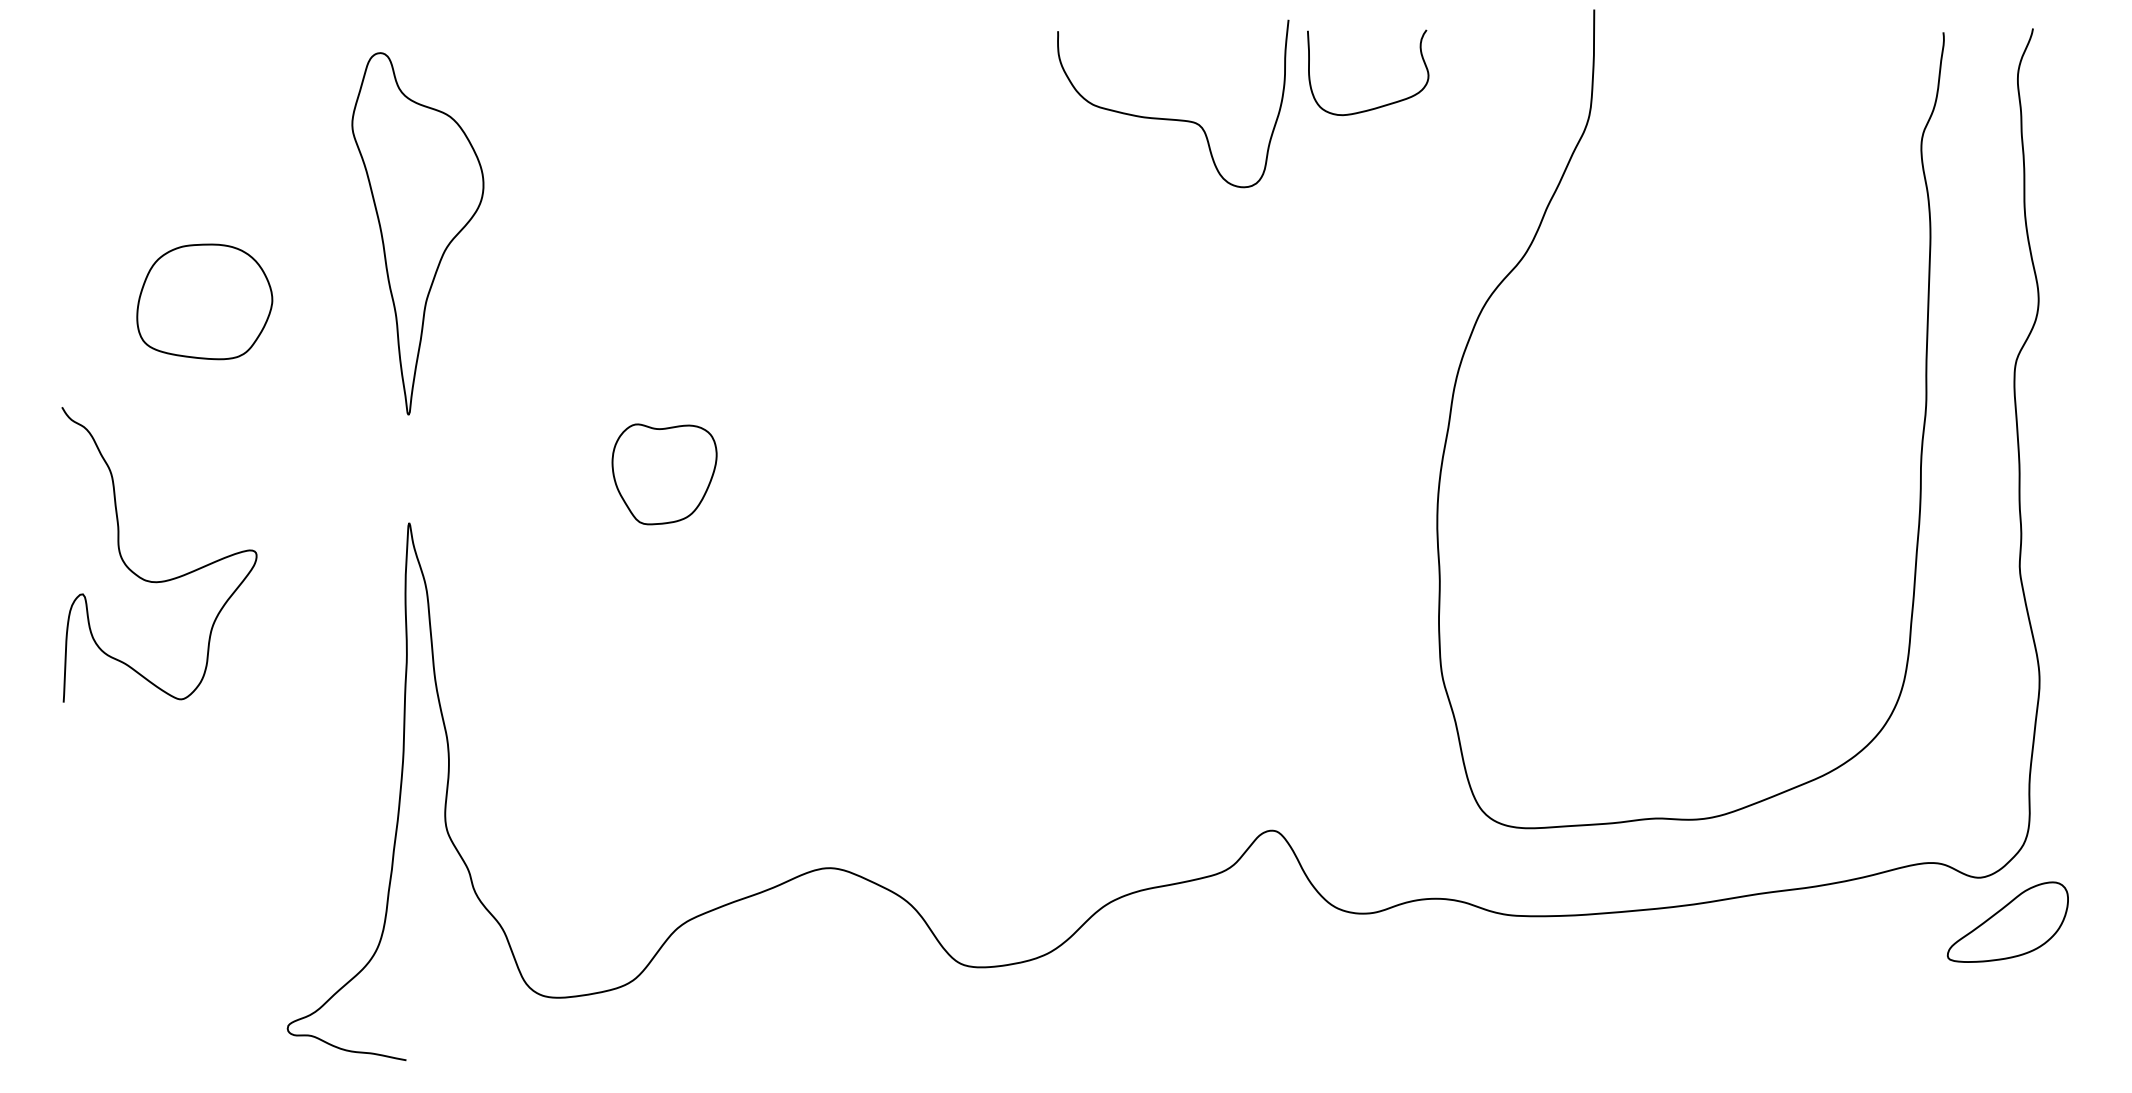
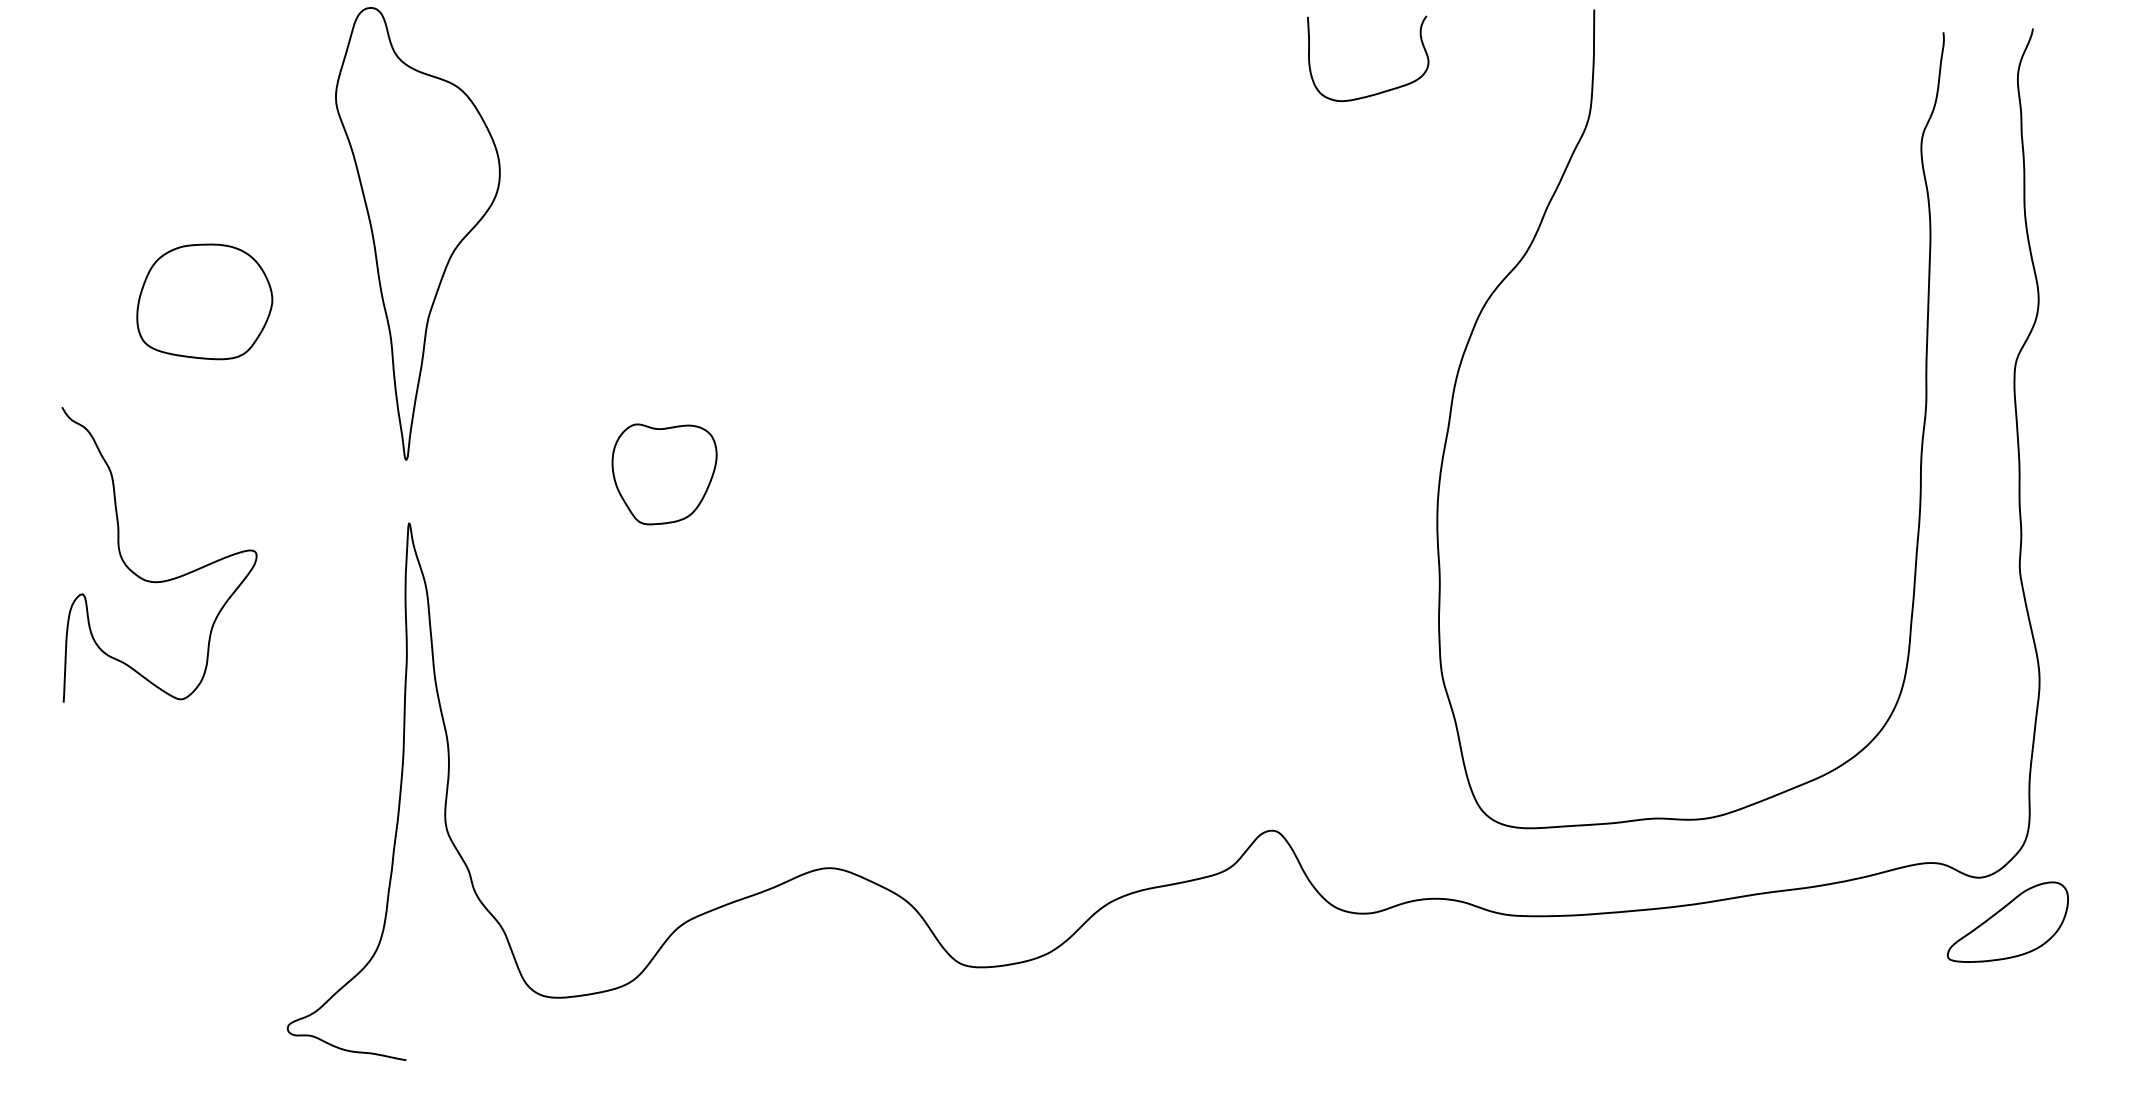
curve position: (1378, 106) -> (1378, 92) (1378, 92)
curve: present -> none (1173, 118)
part size: 134x364 px -> 166x454 px (417, 233)
